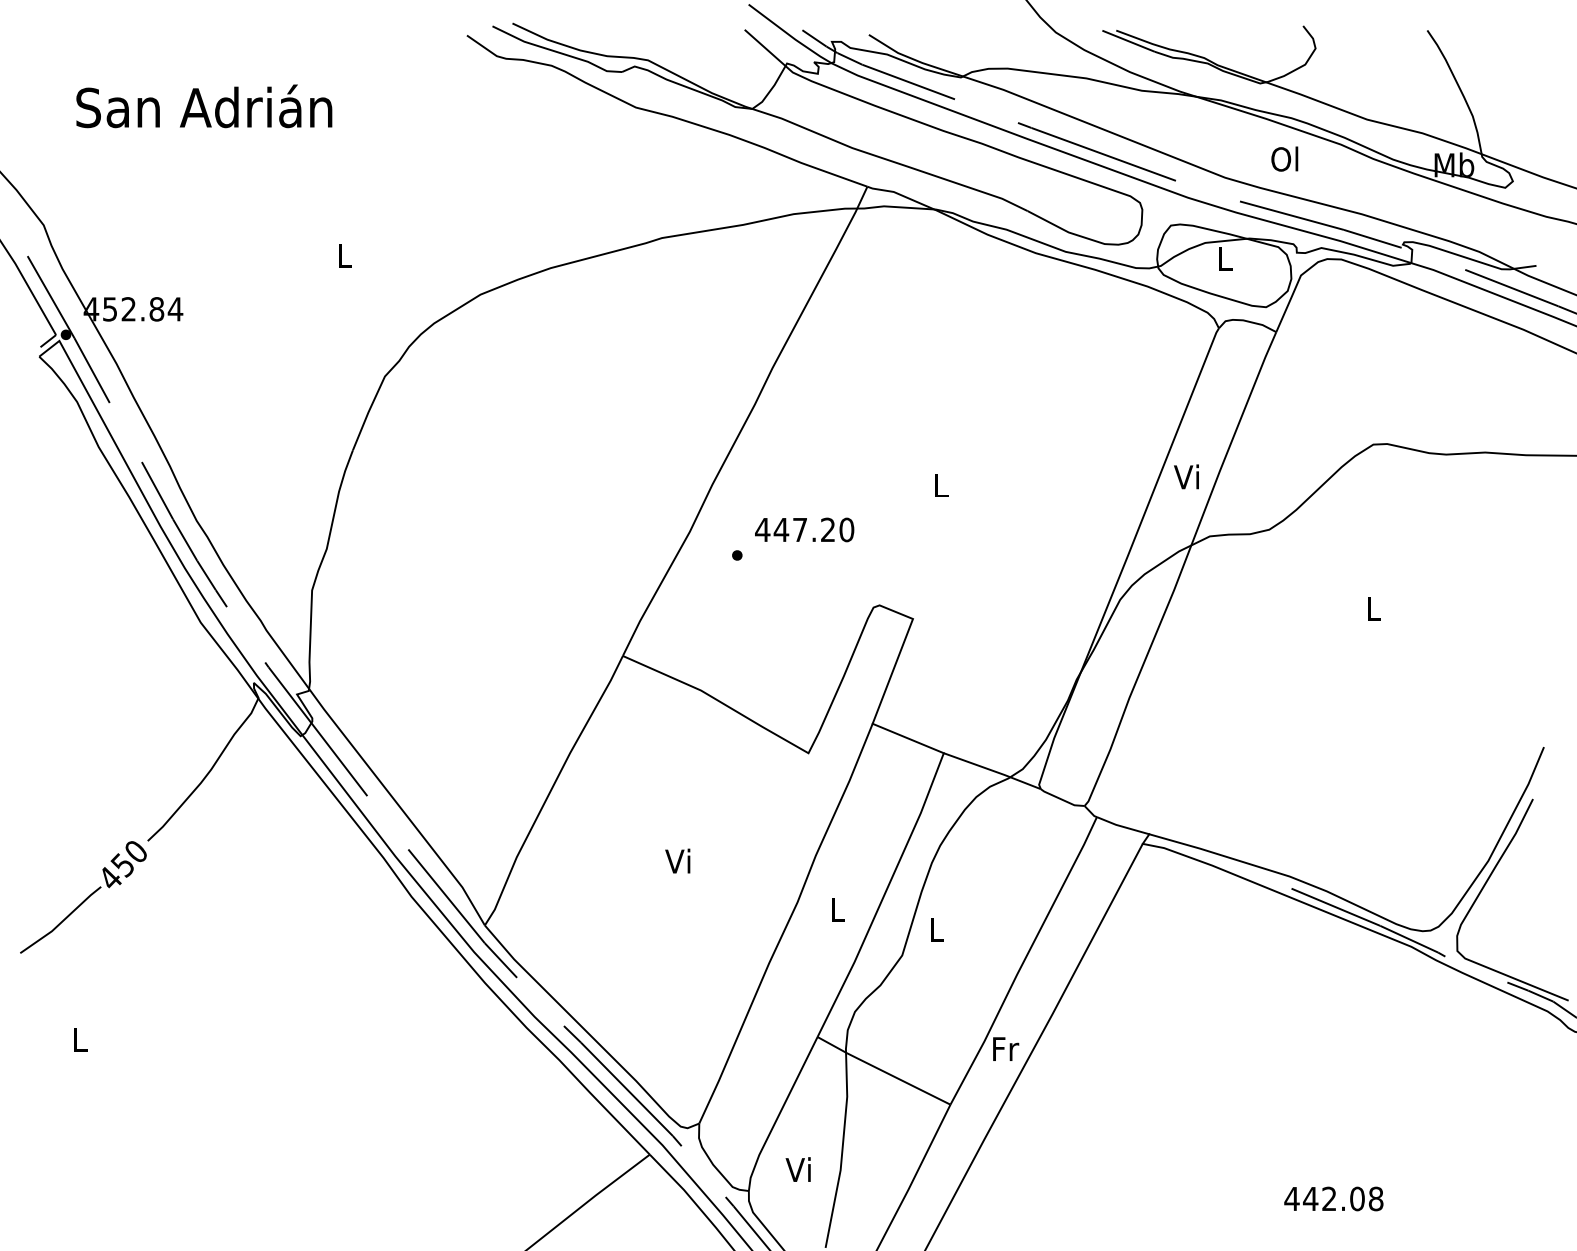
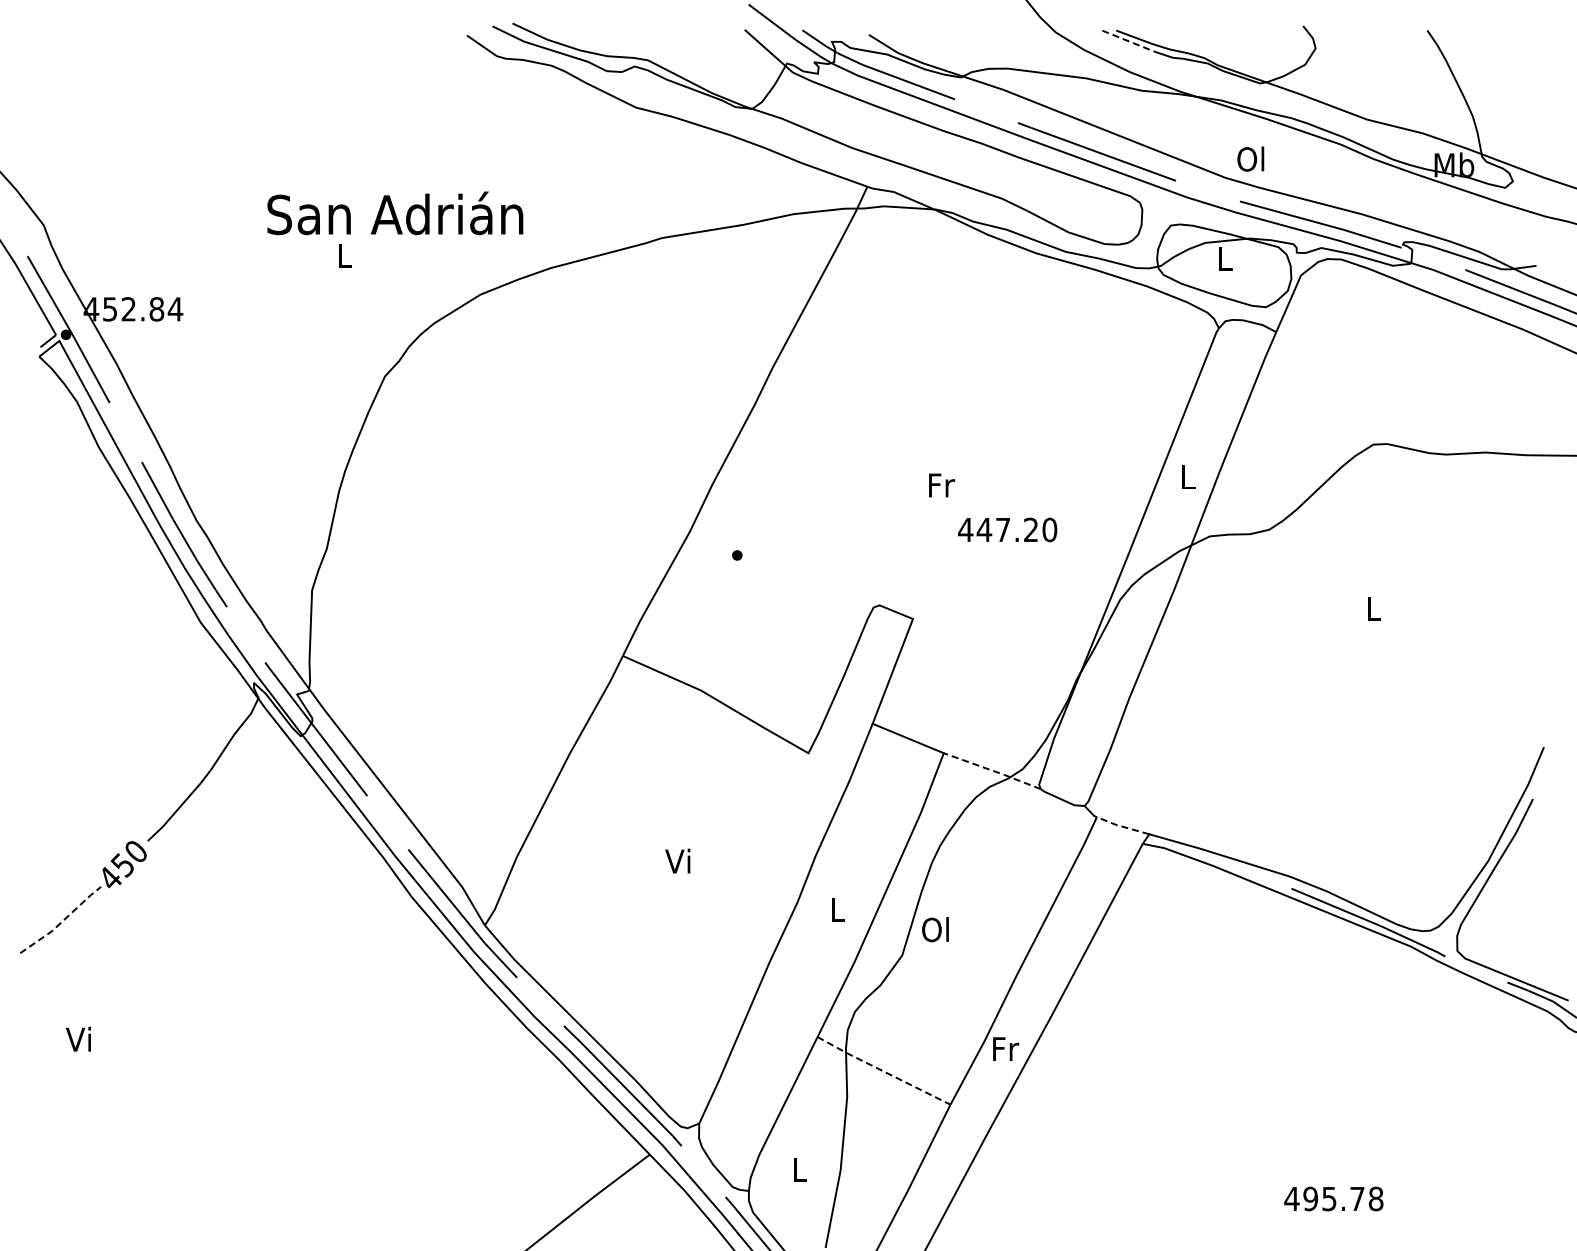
line: solid -> dashed (1129, 41)
text position: (204, 106) -> (395, 213) (395, 213)
text position: (1284, 158) -> (1250, 158) (1250, 158)
text: Vi -> L (1186, 476)
text: L -> Fr (942, 485)
text position: (804, 529) -> (1007, 529) (1007, 529)
line: solid -> dashed (992, 770)
line: solid -> dashed (1121, 826)
line: solid -> dashed (62, 921)
text: L -> Ol (935, 929)
text: L -> Vi (78, 1038)
line: solid -> dashed (883, 1071)
text: Vi -> L (797, 1169)
text: 442.08 -> 495.78 (1333, 1198)
